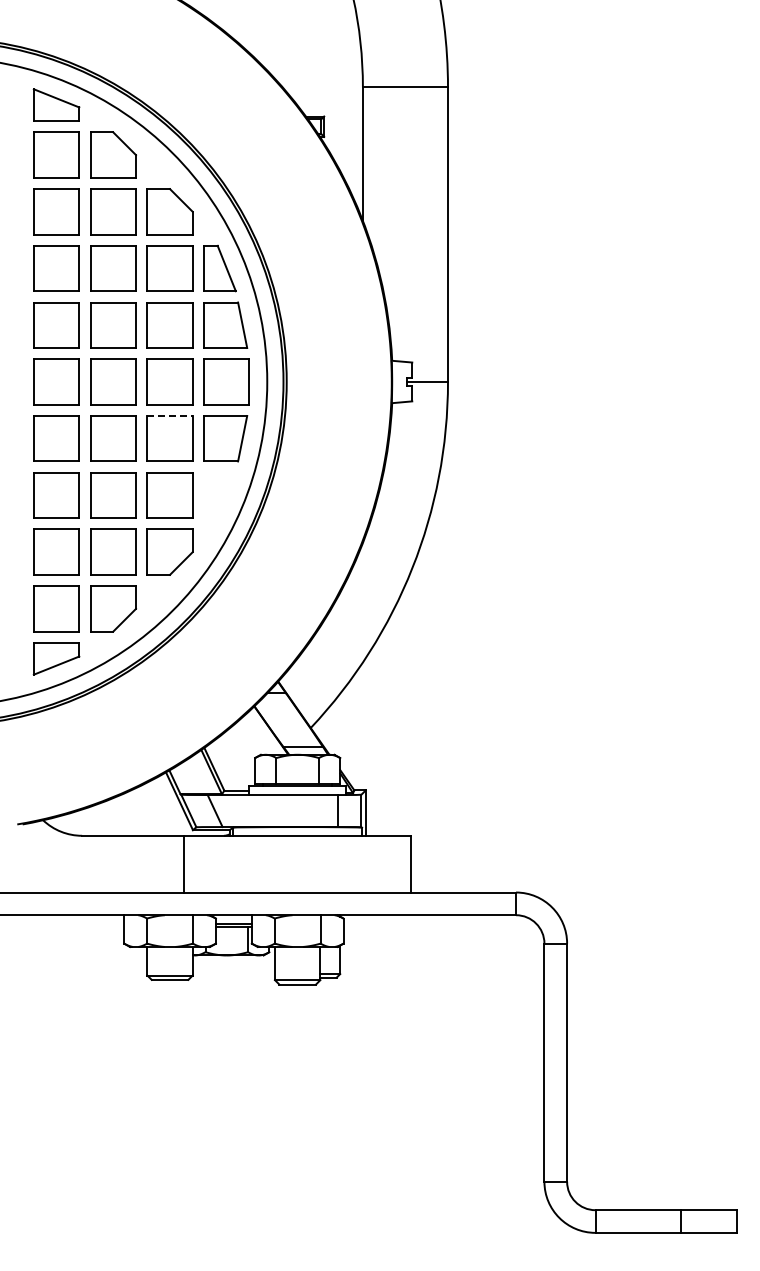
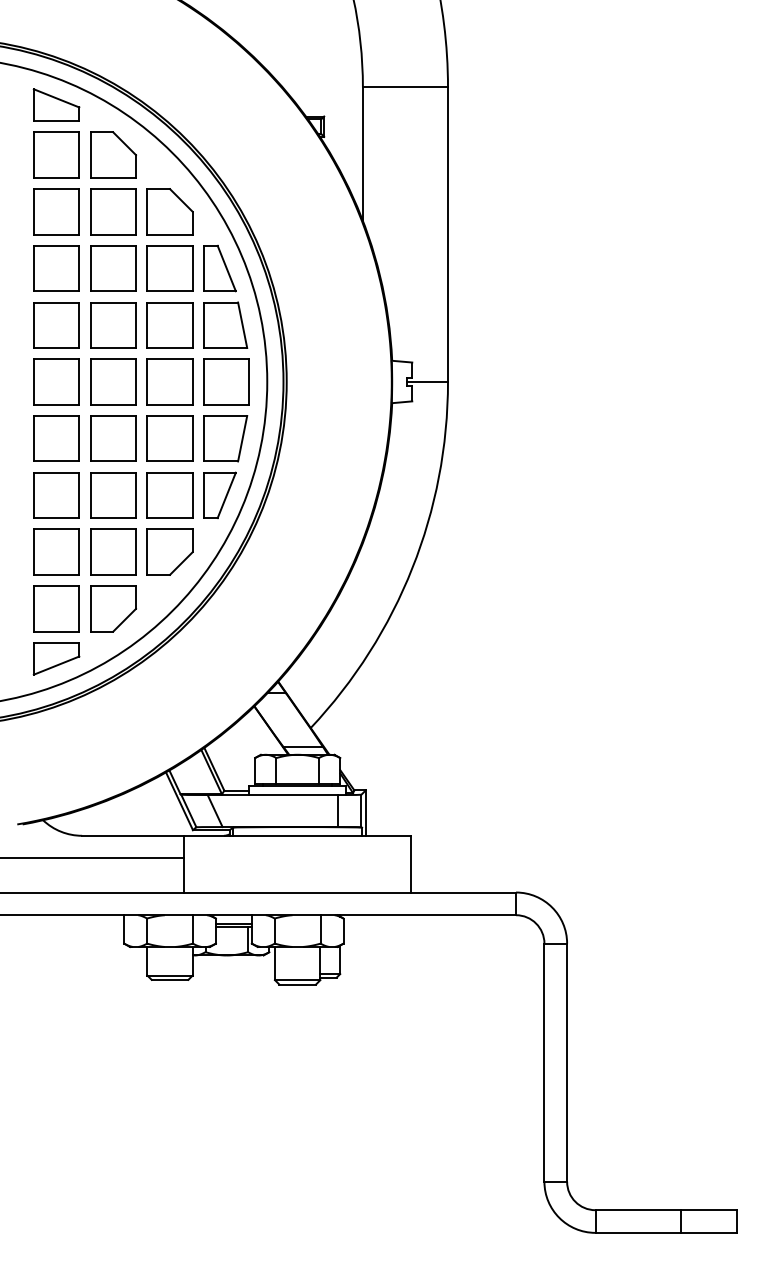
line: dashed -> solid (170, 416)
part: none -> present (219, 494)
line: none -> present (93, 858)
